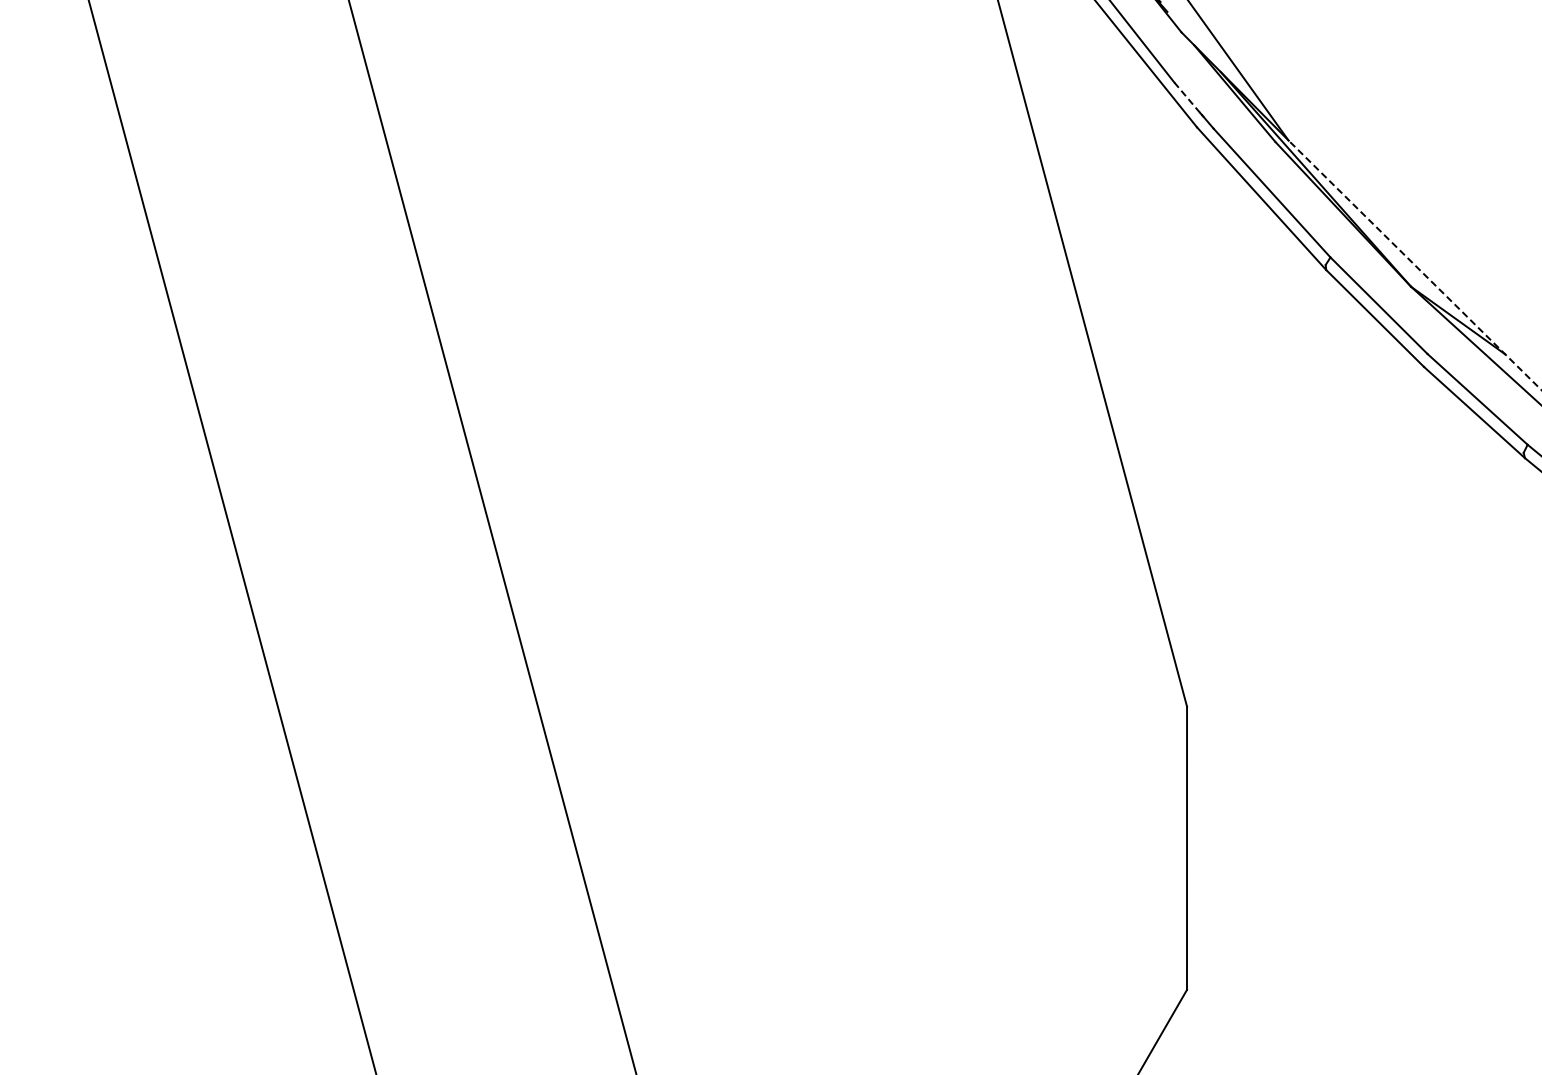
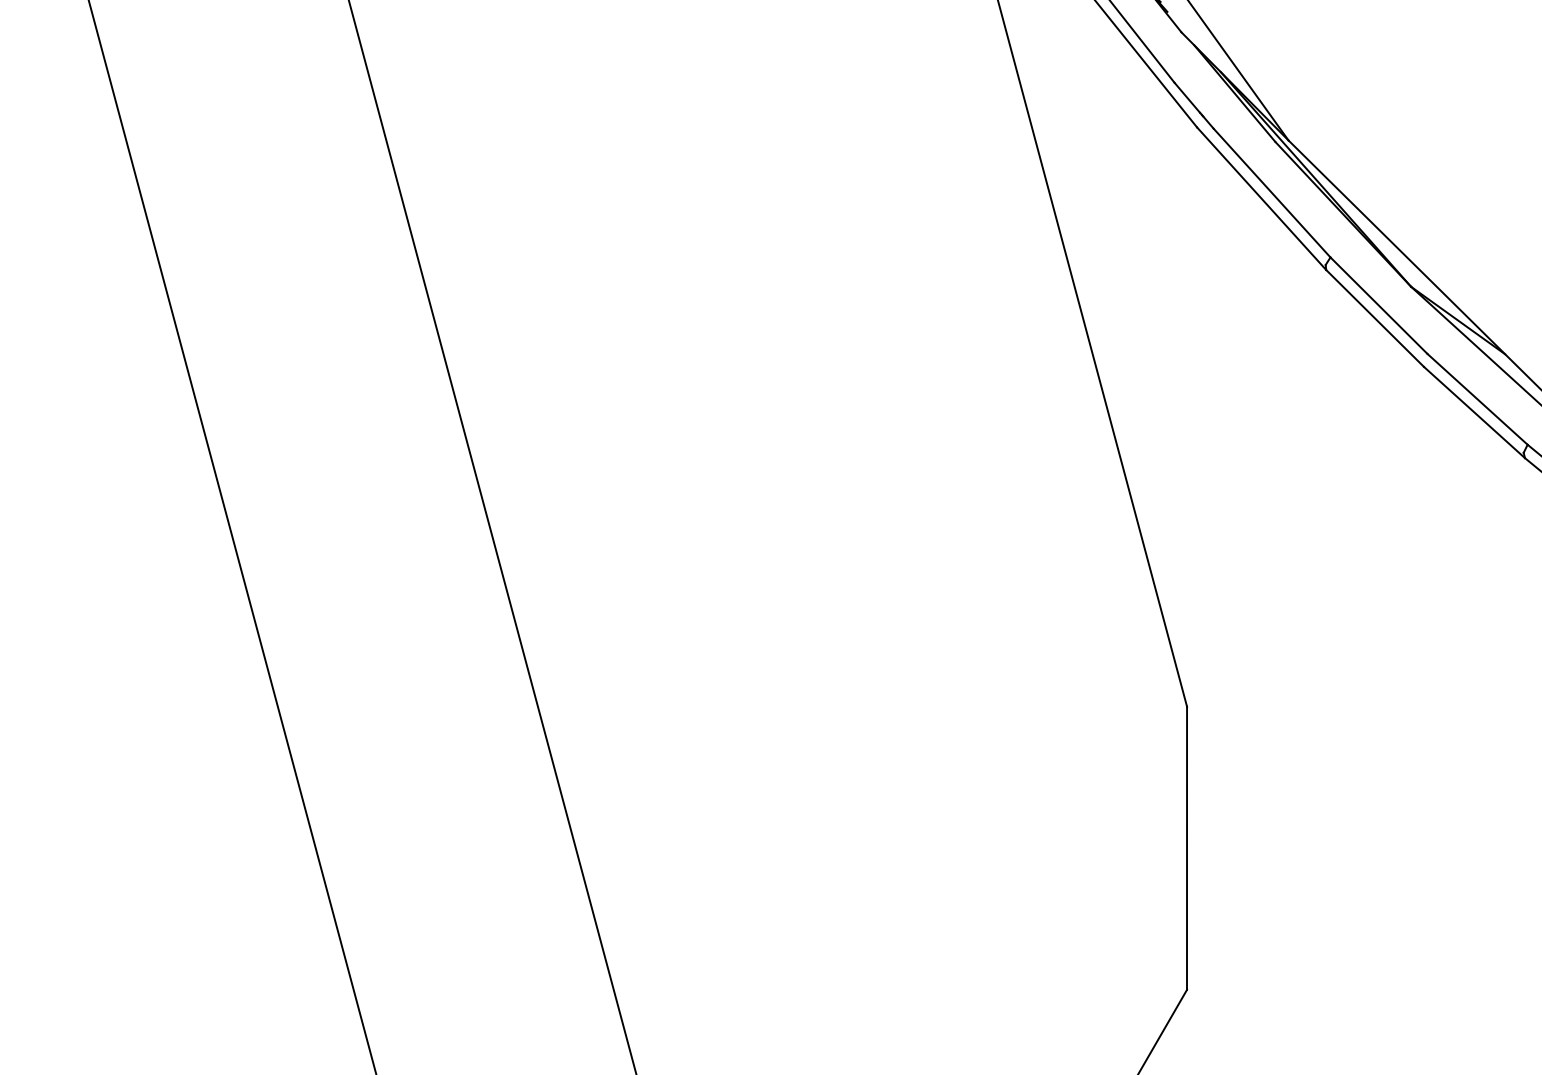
line: dashed -> solid (1187, 97)
line: dashed -> solid (1415, 265)
